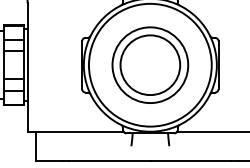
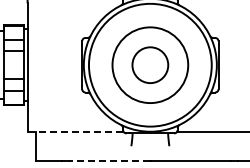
circle diameter: 60 px -> 36 px (150, 65)
line: solid -> dashed (75, 131)
line: solid -> dashed (109, 160)
